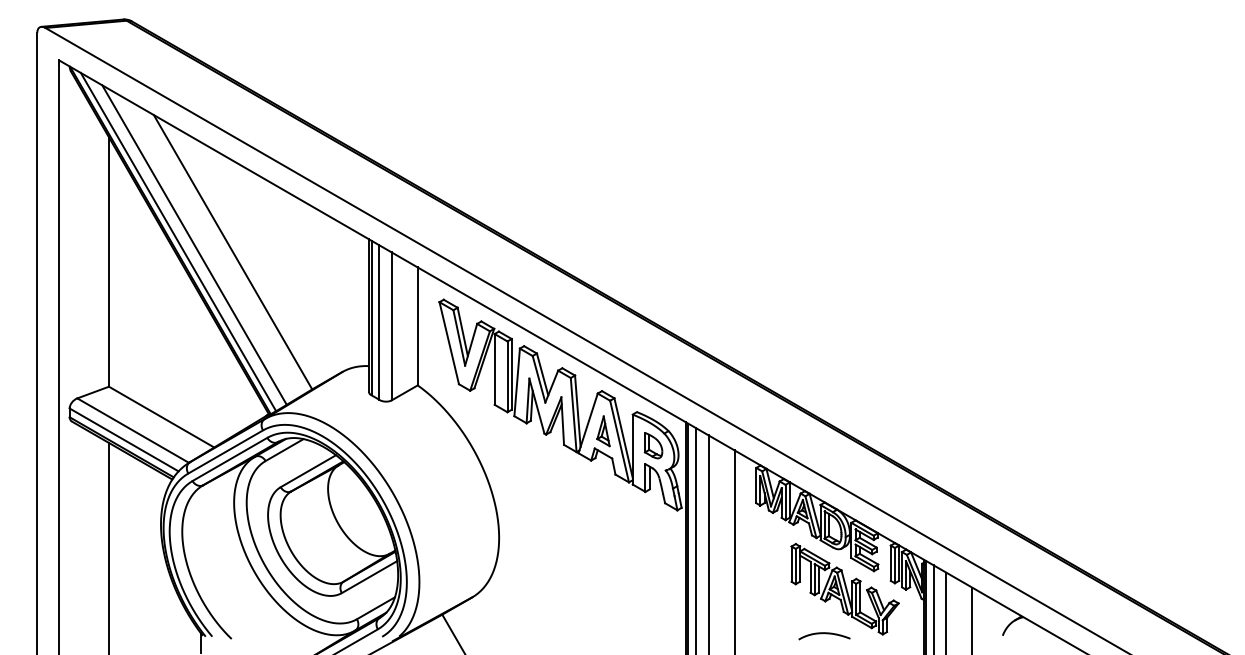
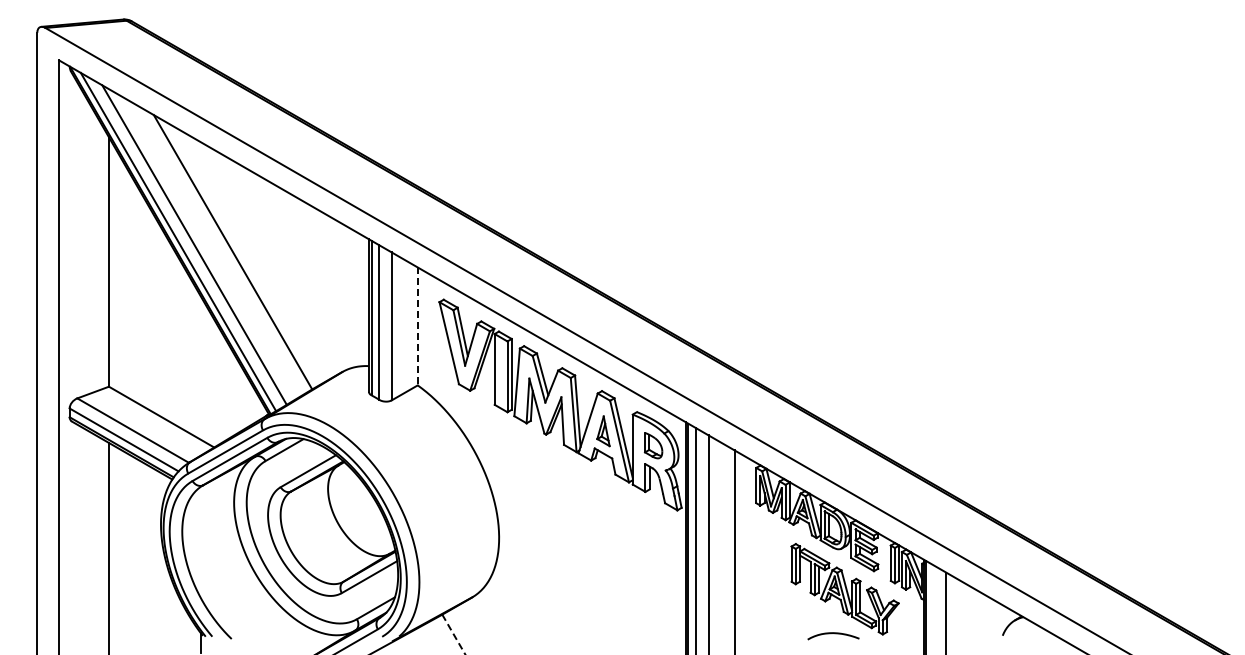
line: solid -> dashed (417, 326)
line: present -> none (933, 608)
line: present -> none (972, 619)
curve position: (825, 634) -> (834, 634) (834, 634)
line: solid -> dashed (454, 635)
